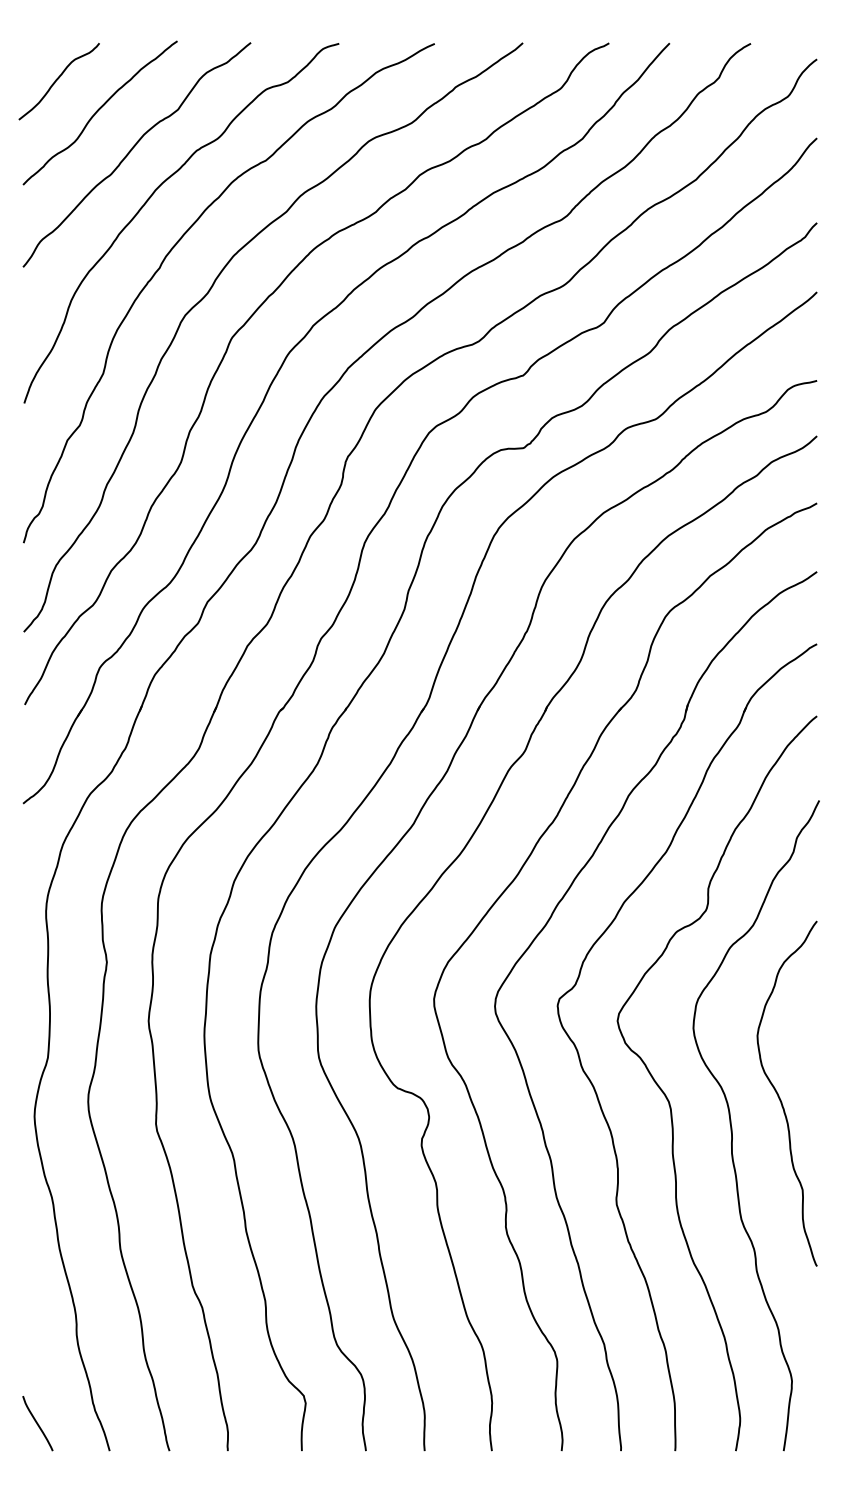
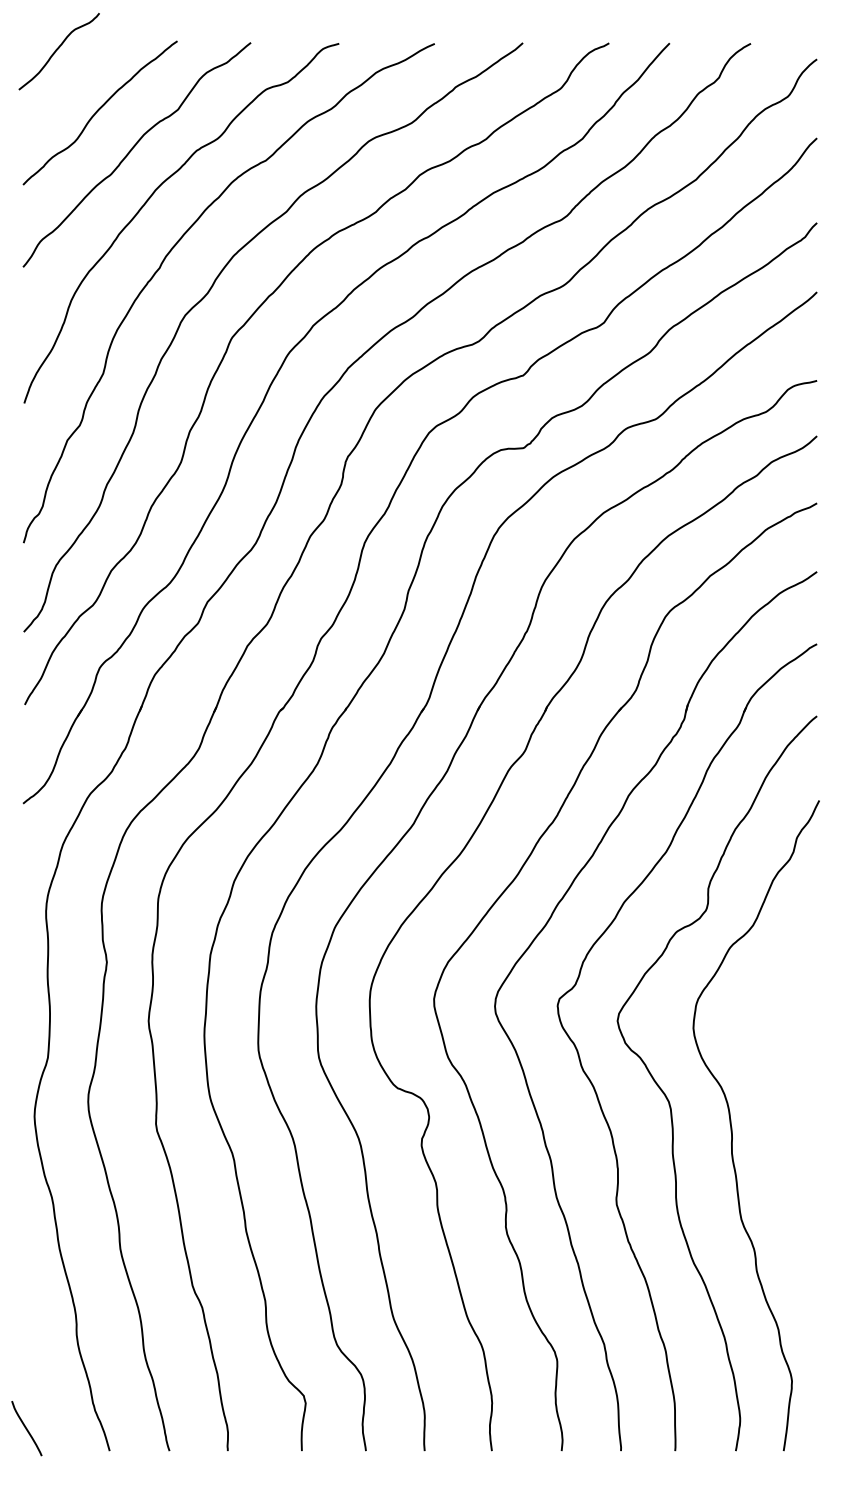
curve position: (57, 80) -> (57, 50) (57, 50)
curve: present -> none (780, 1097)
curve position: (37, 1423) -> (26, 1428) (26, 1428)
